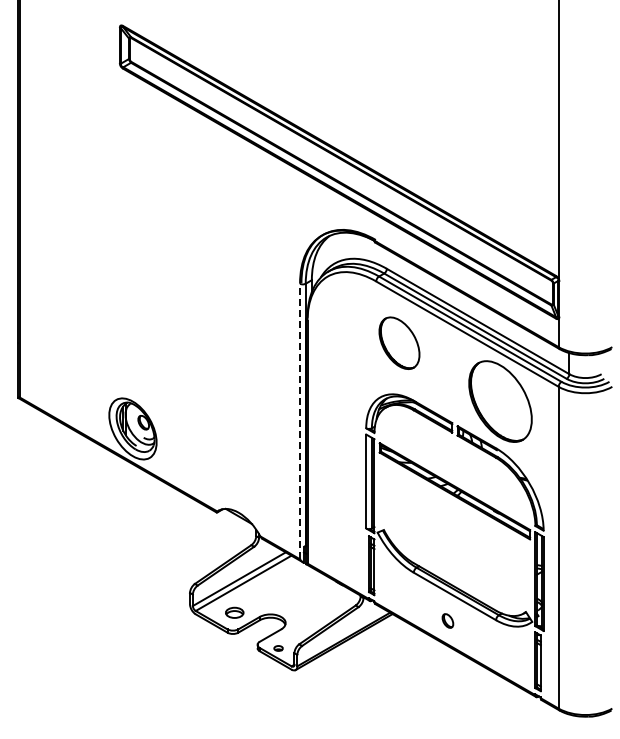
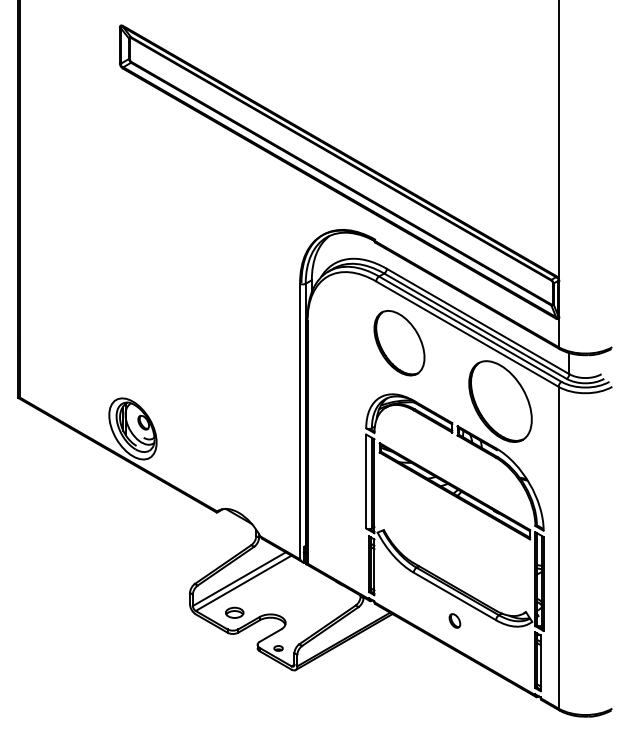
part size: 43x54 px -> 53x67 px (399, 343)
line: dashed -> solid (300, 421)
part position: (447, 620) -> (454, 620) (454, 620)
